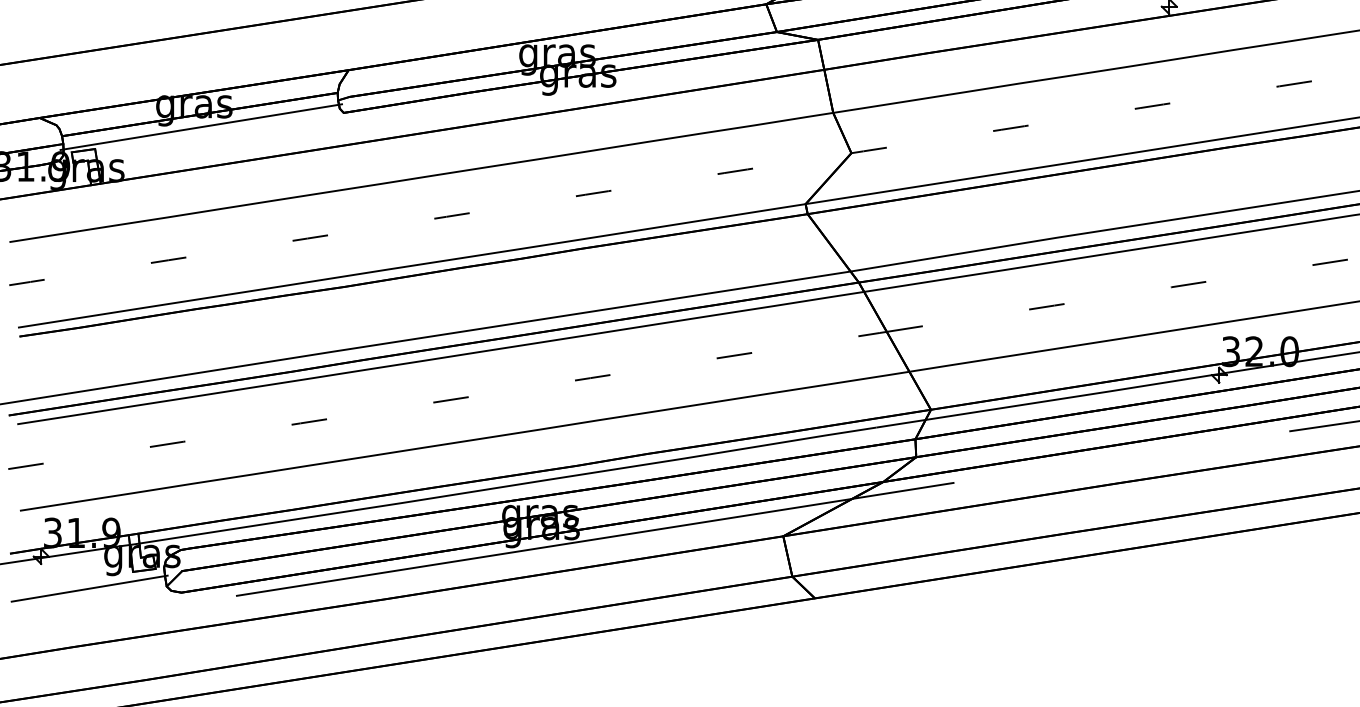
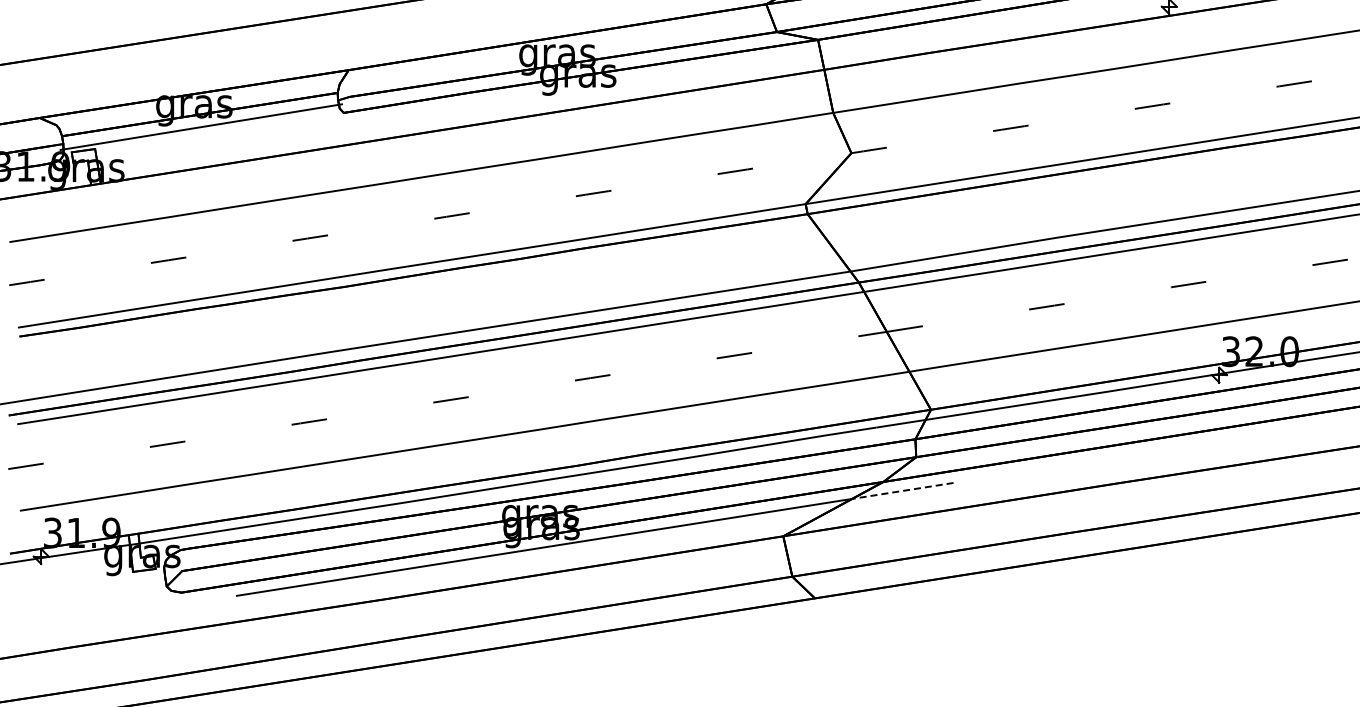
line: present -> none (1323, 426)
line: solid -> dashed (902, 491)
line: present -> none (89, 588)
